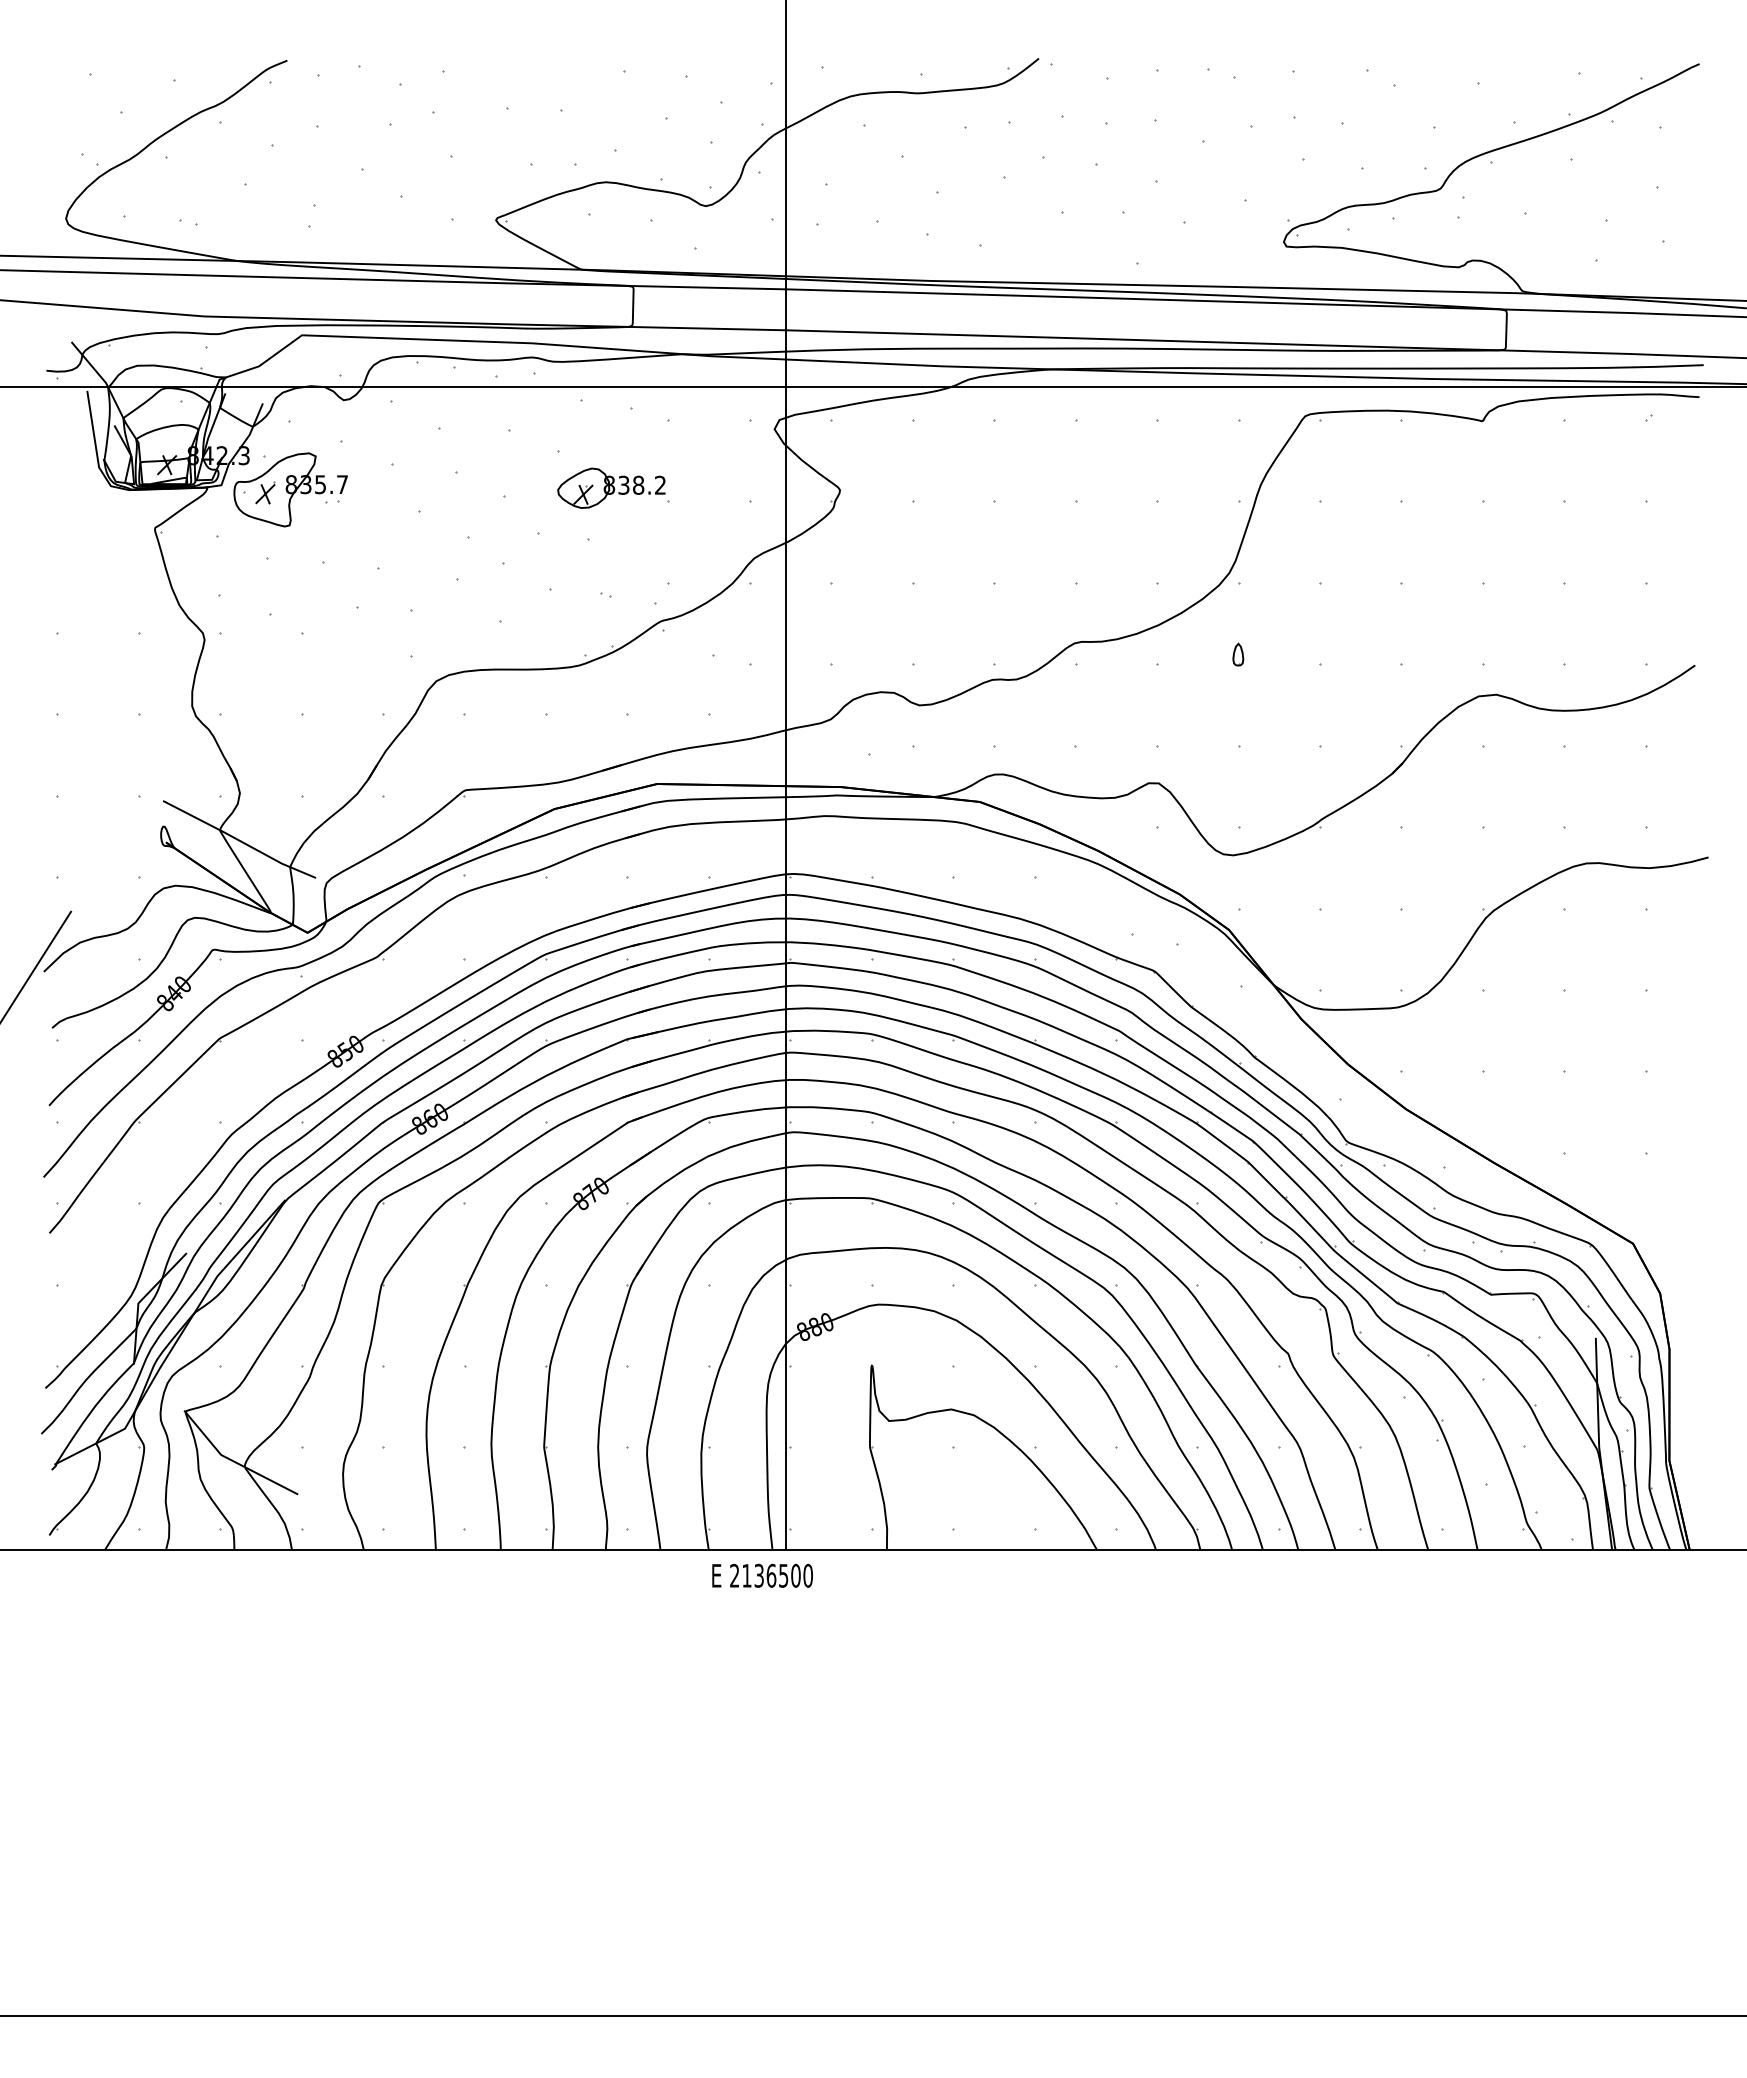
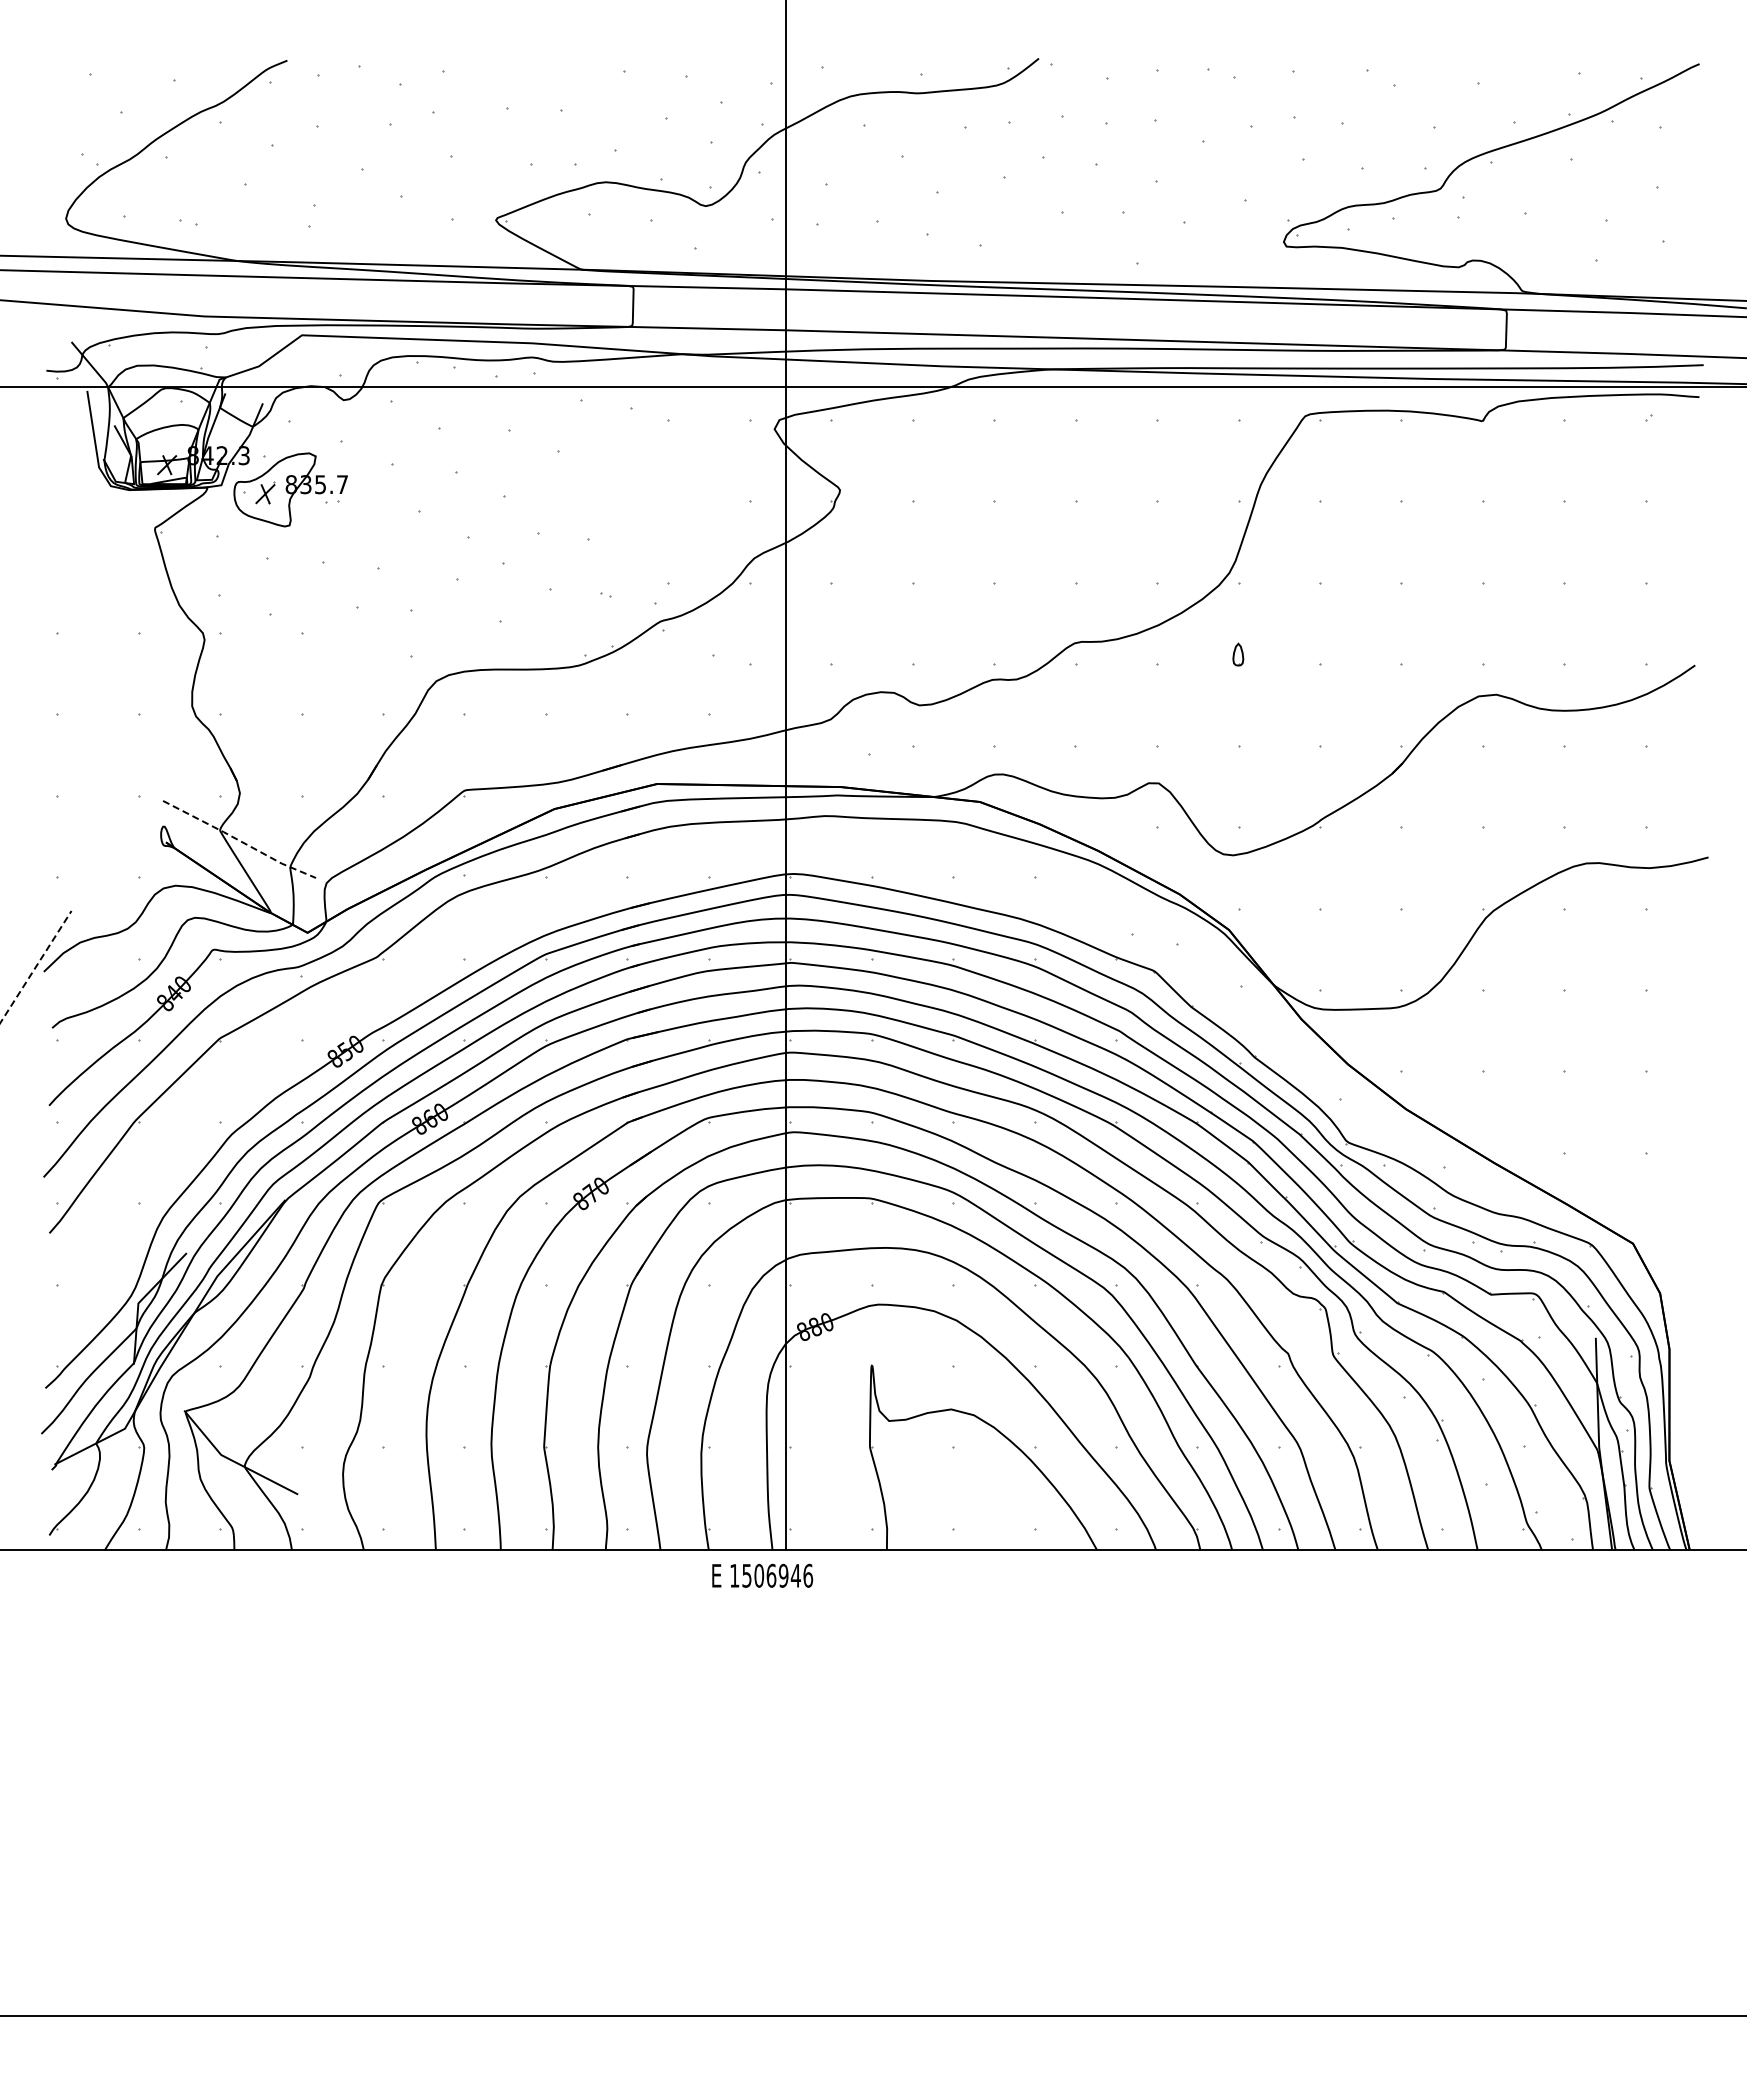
part: present -> none (613, 487)
line: solid -> dashed (239, 840)
line: solid -> dashed (36, 966)
text: 2136500 -> 1506946 (771, 1575)
